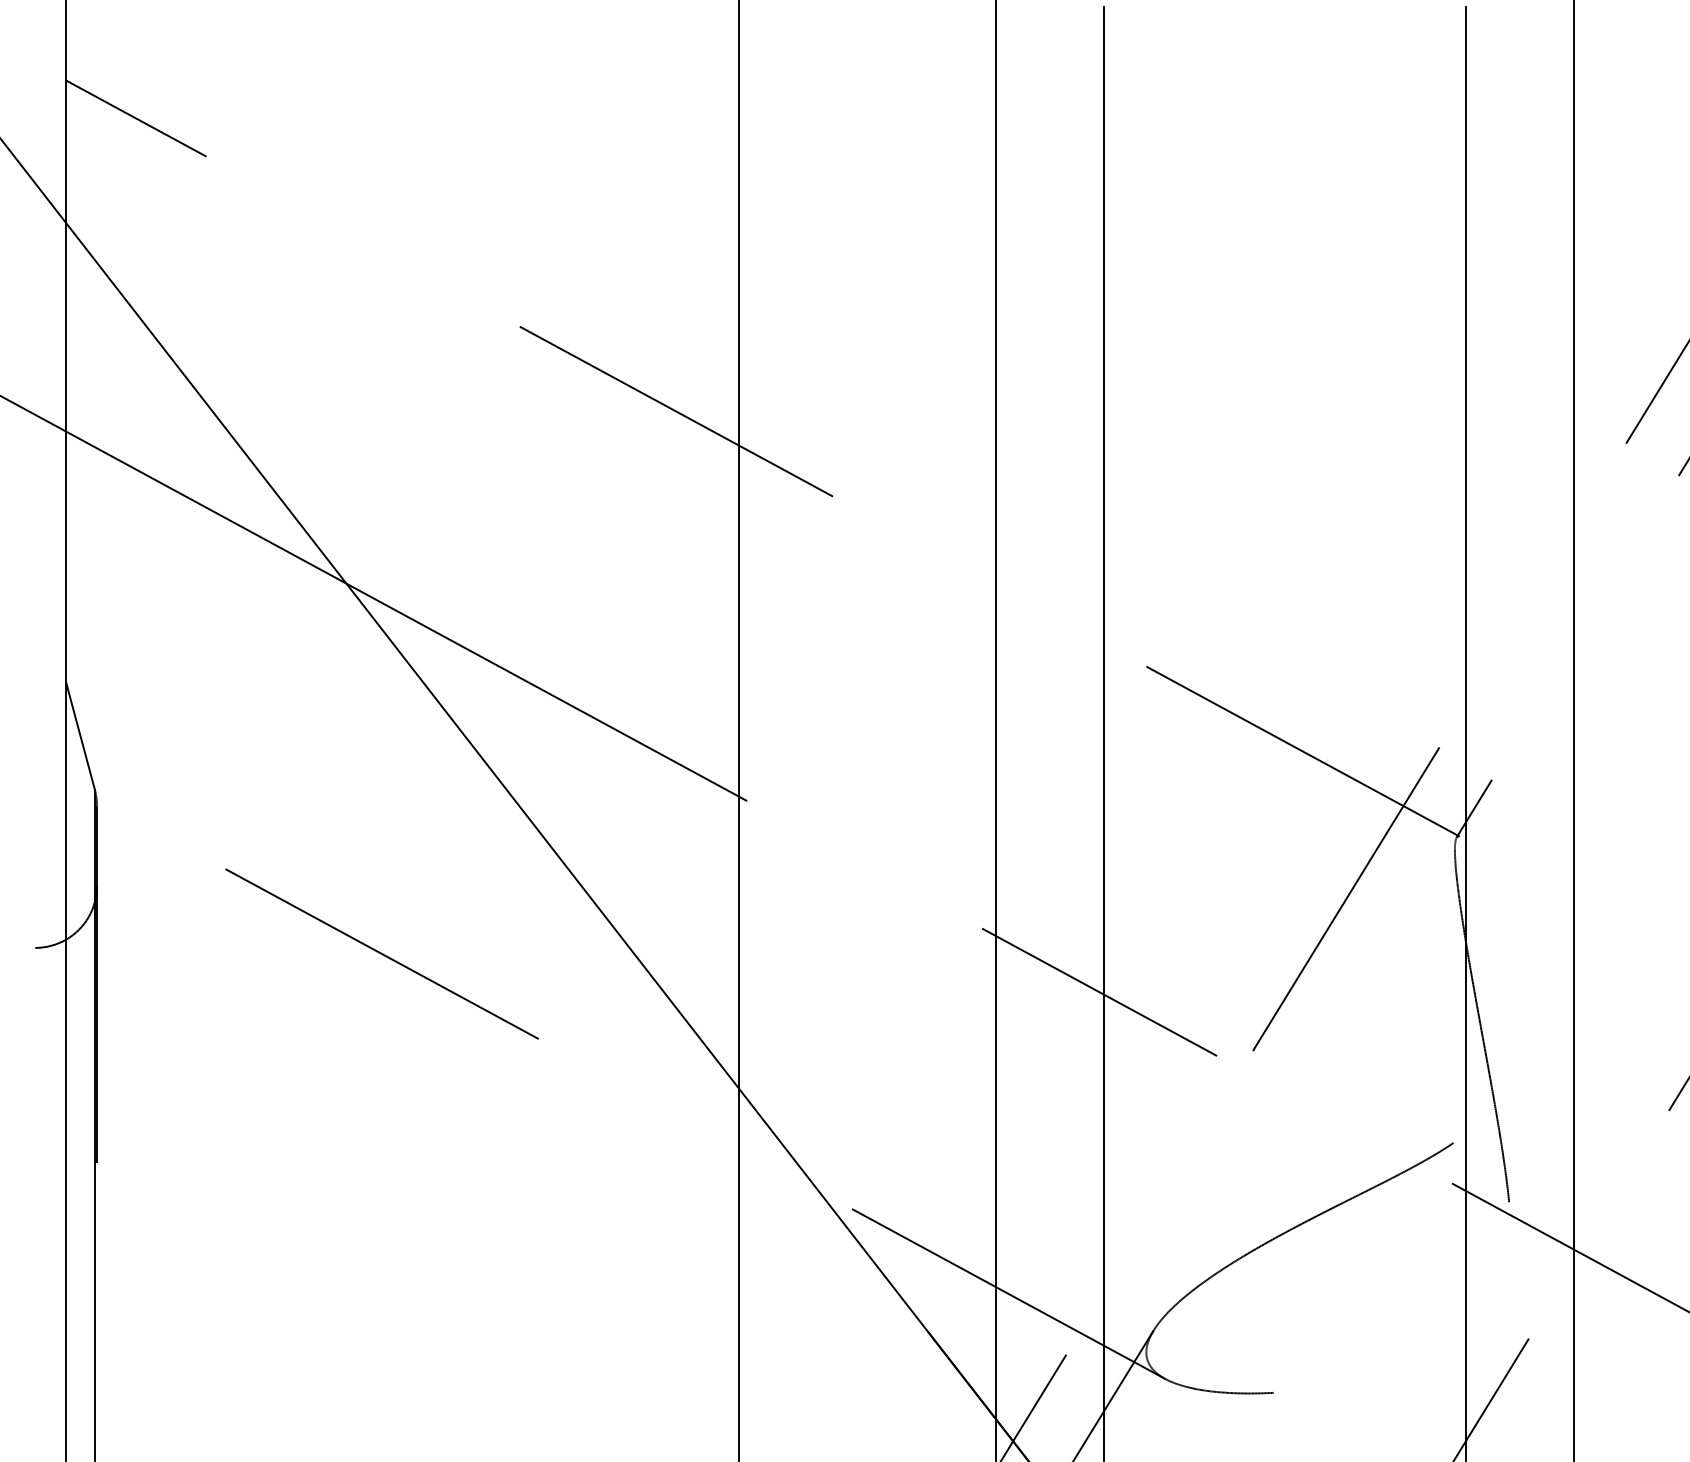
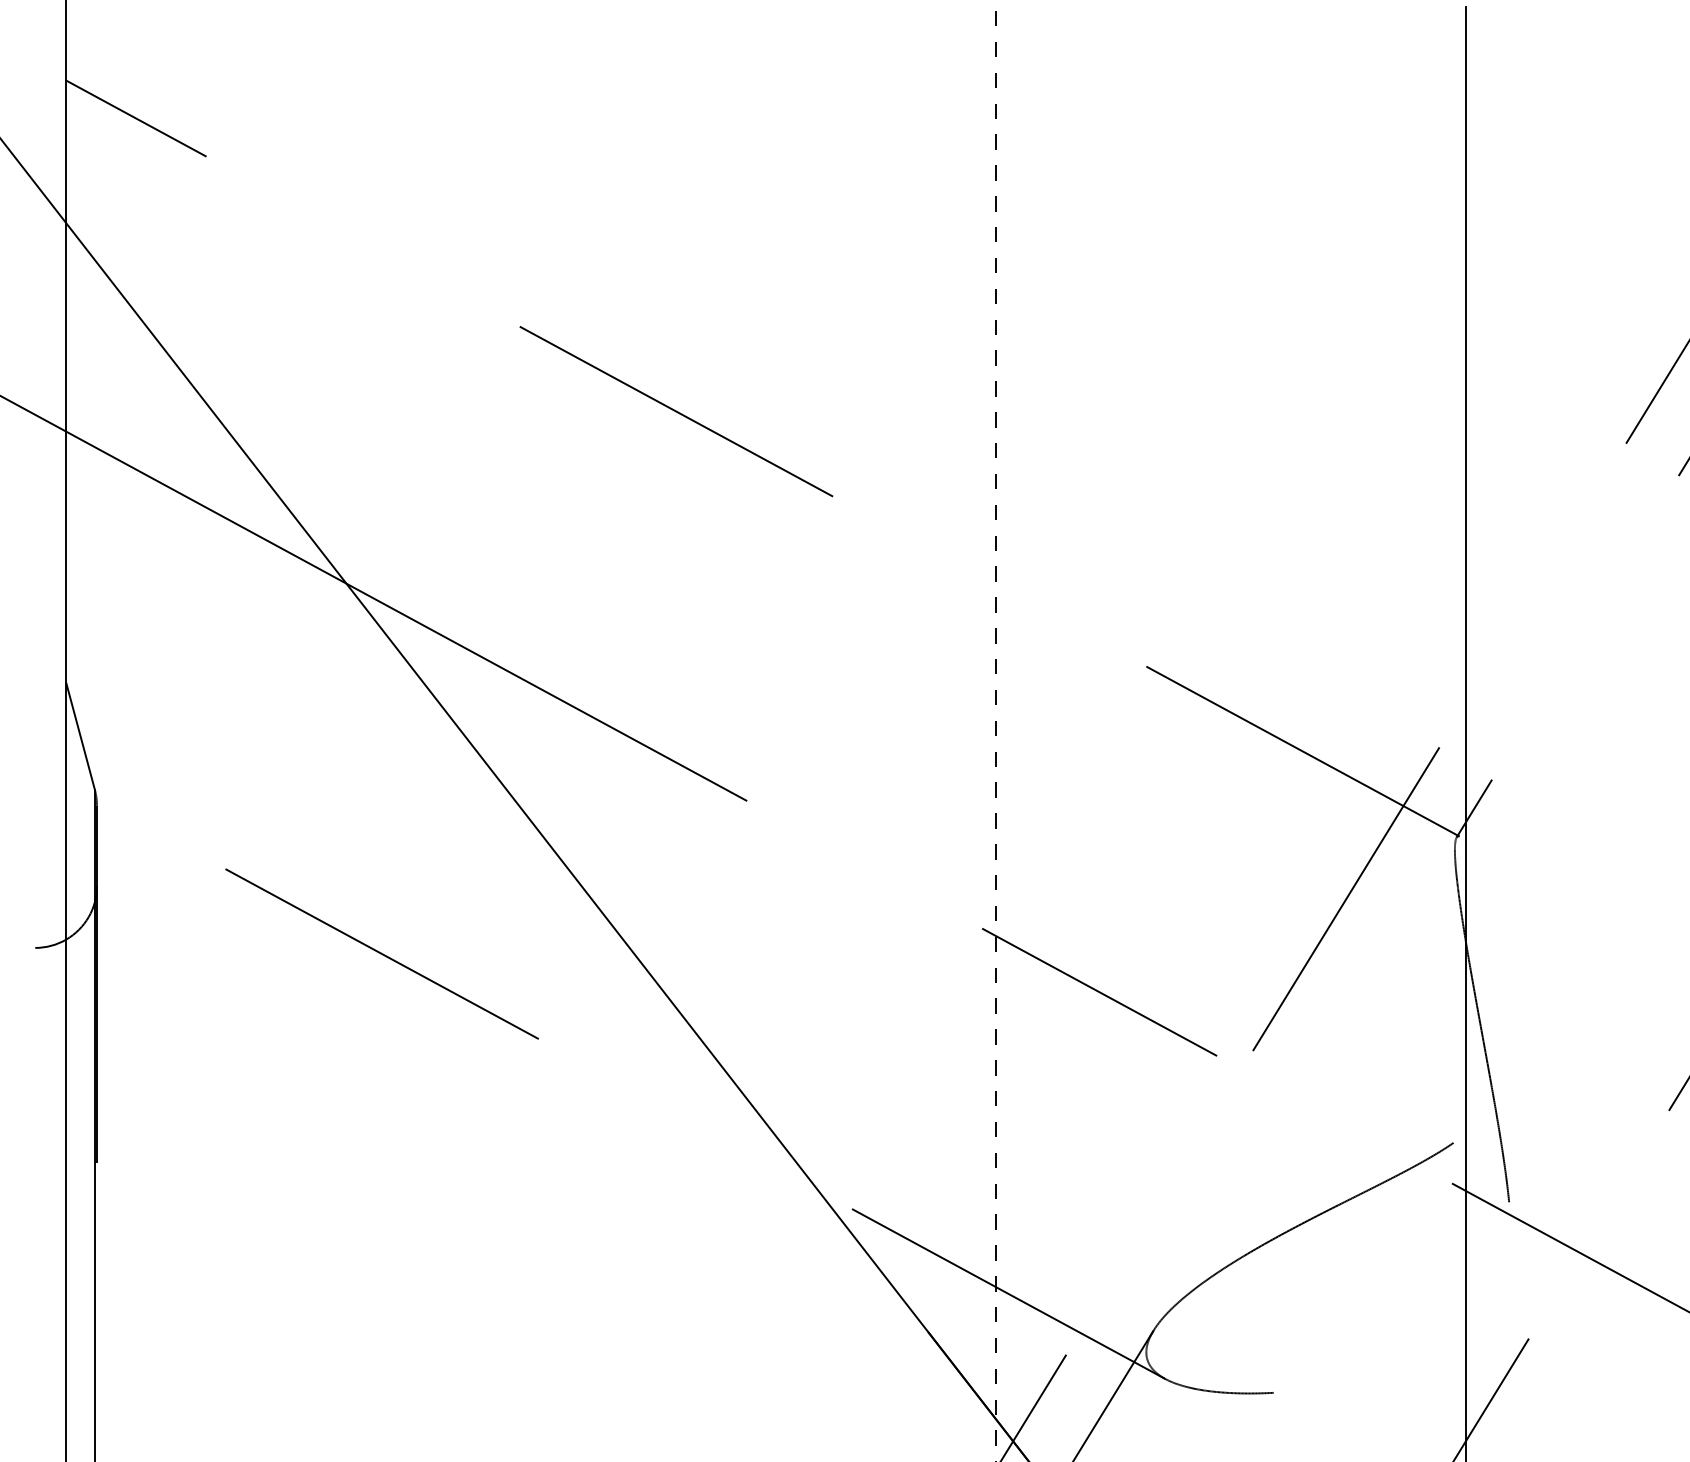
line: present -> none (739, 730)
line: present -> none (1574, 730)
line: solid -> dashed (995, 731)
line: present -> none (1103, 732)
